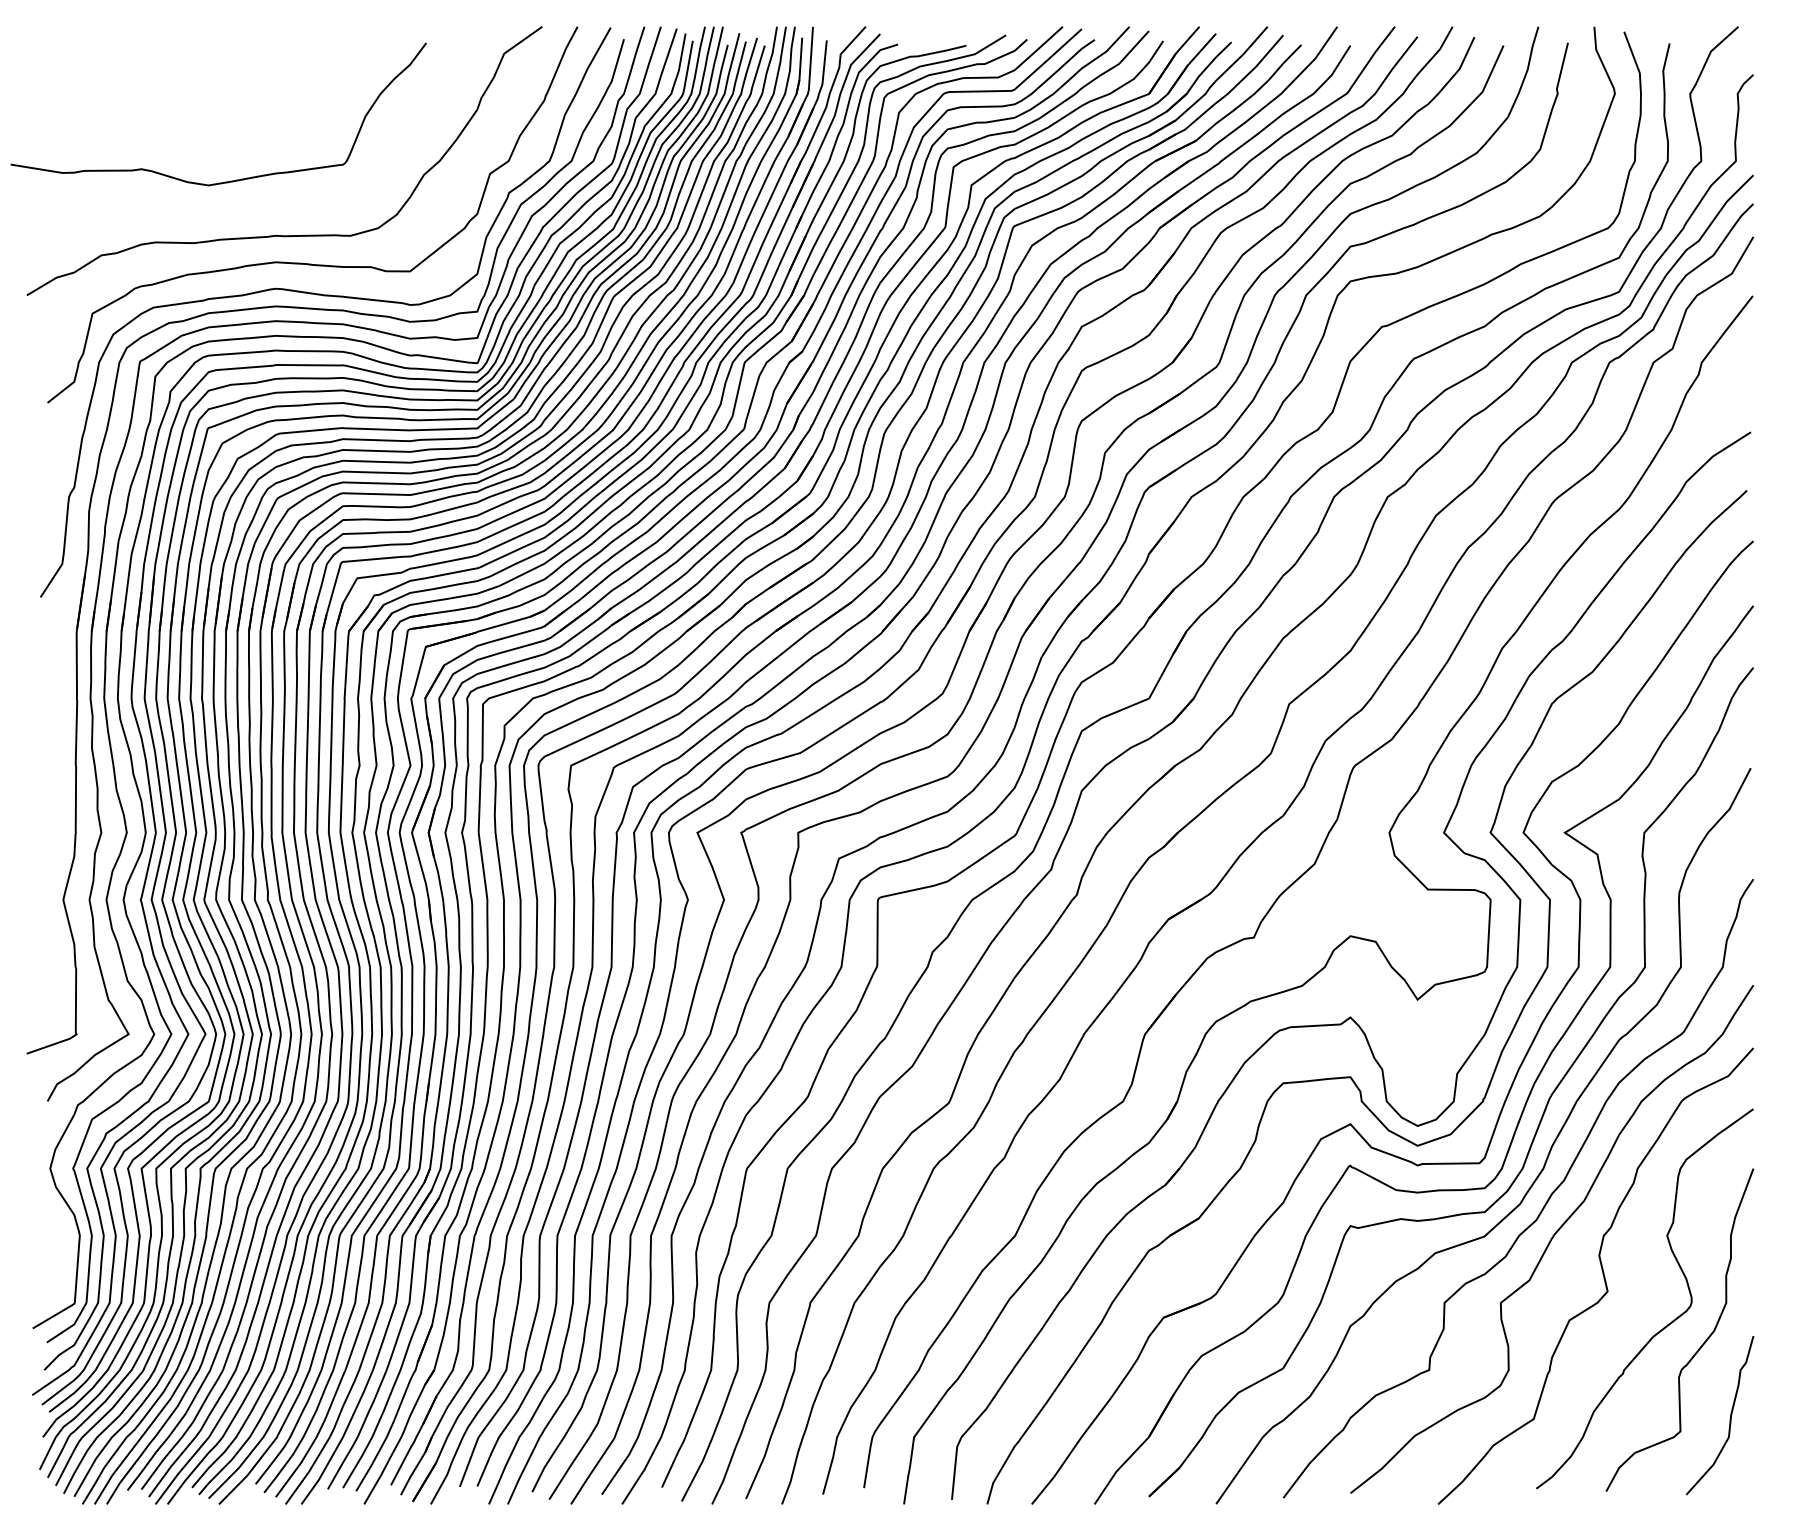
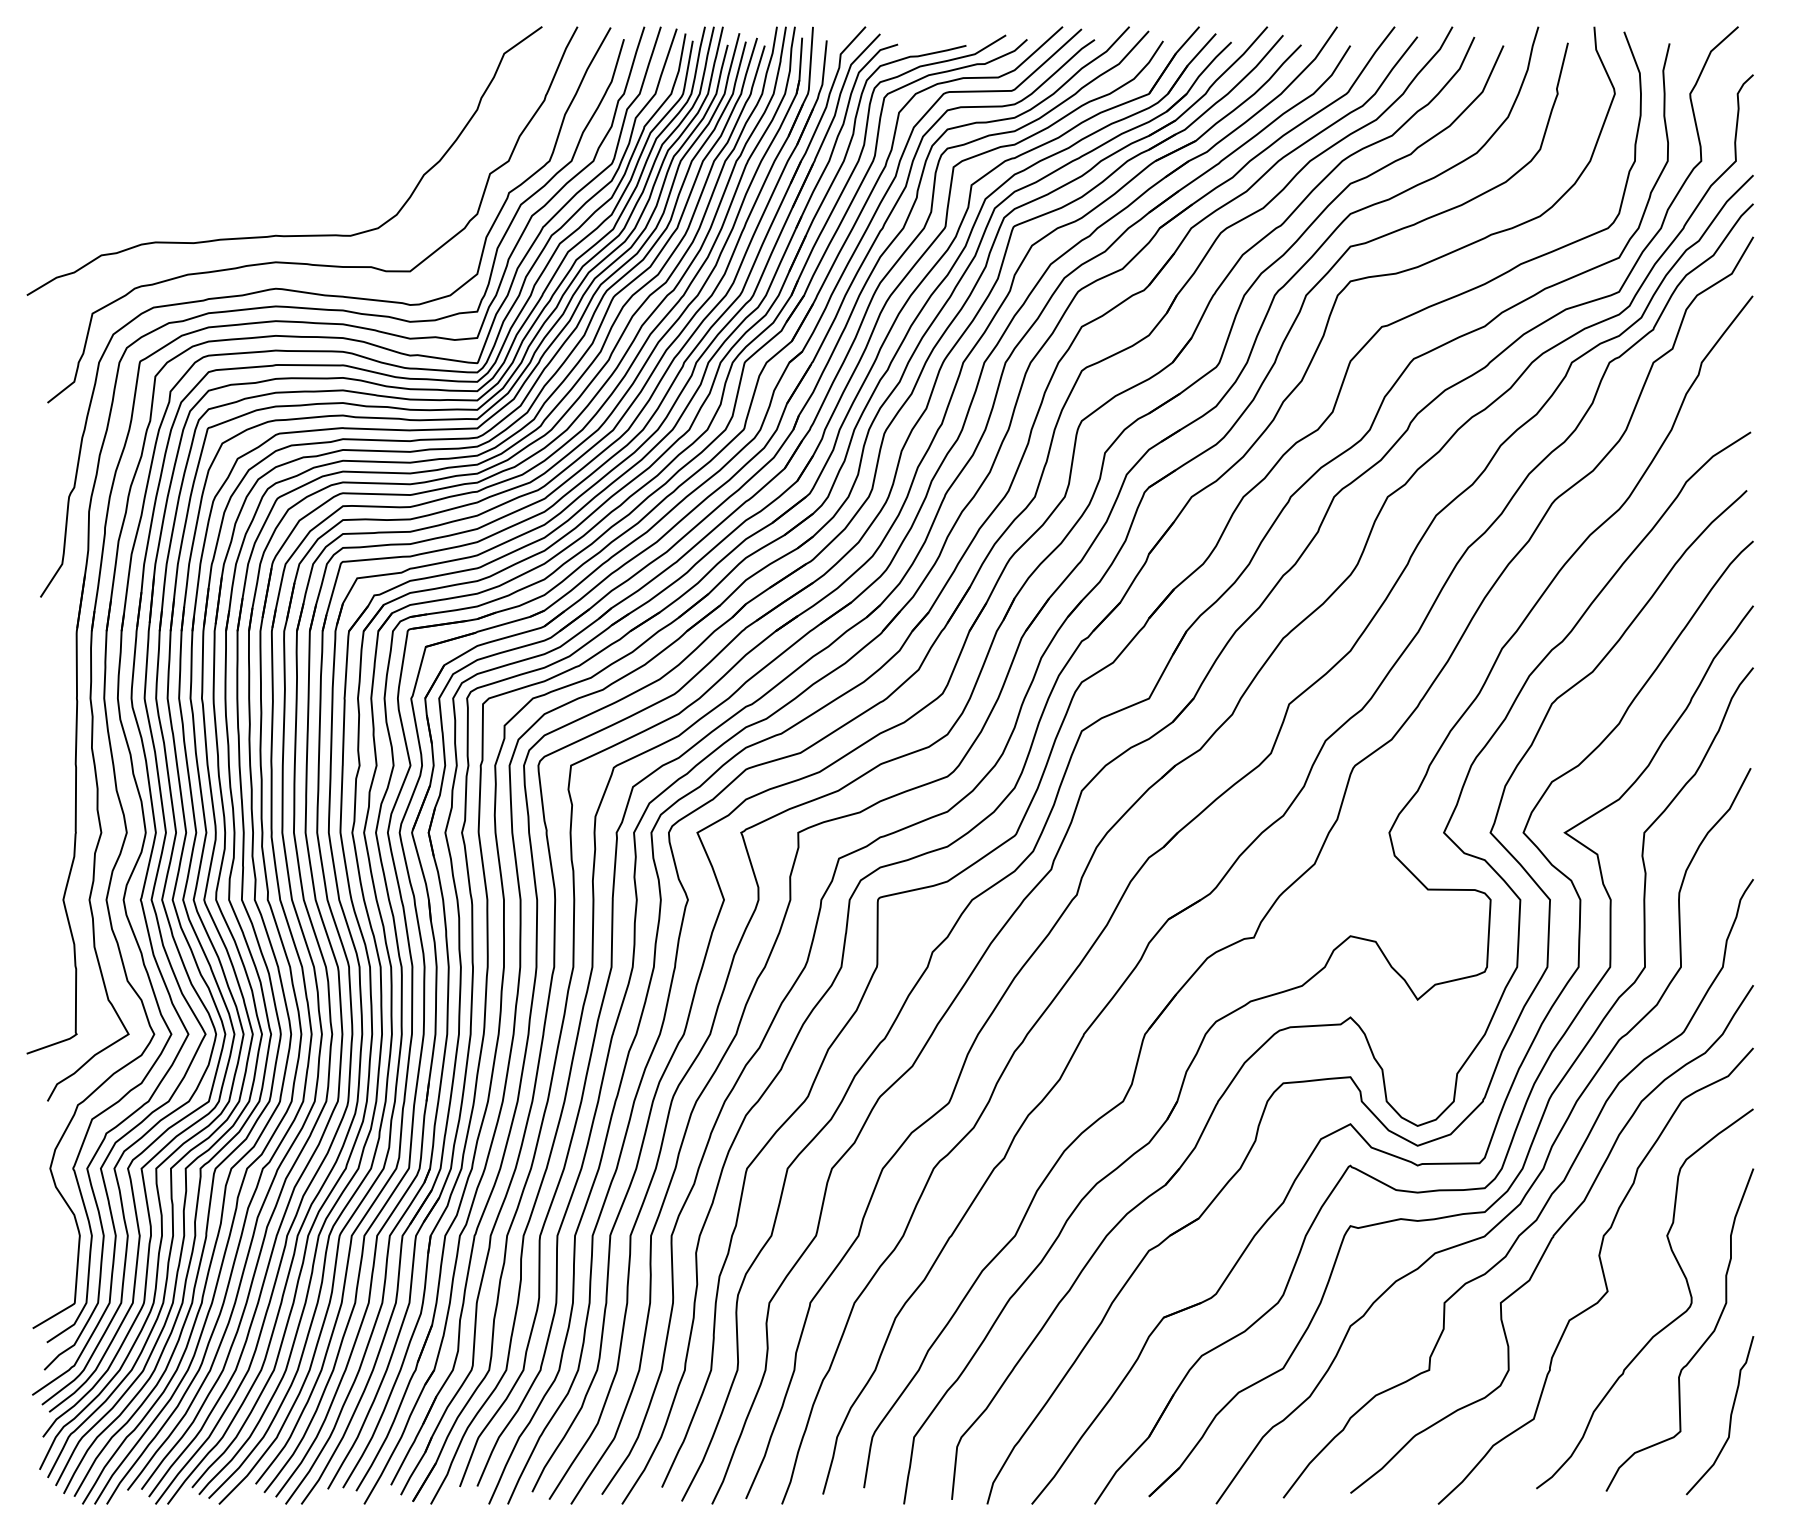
curve: present -> none (230, 180)
